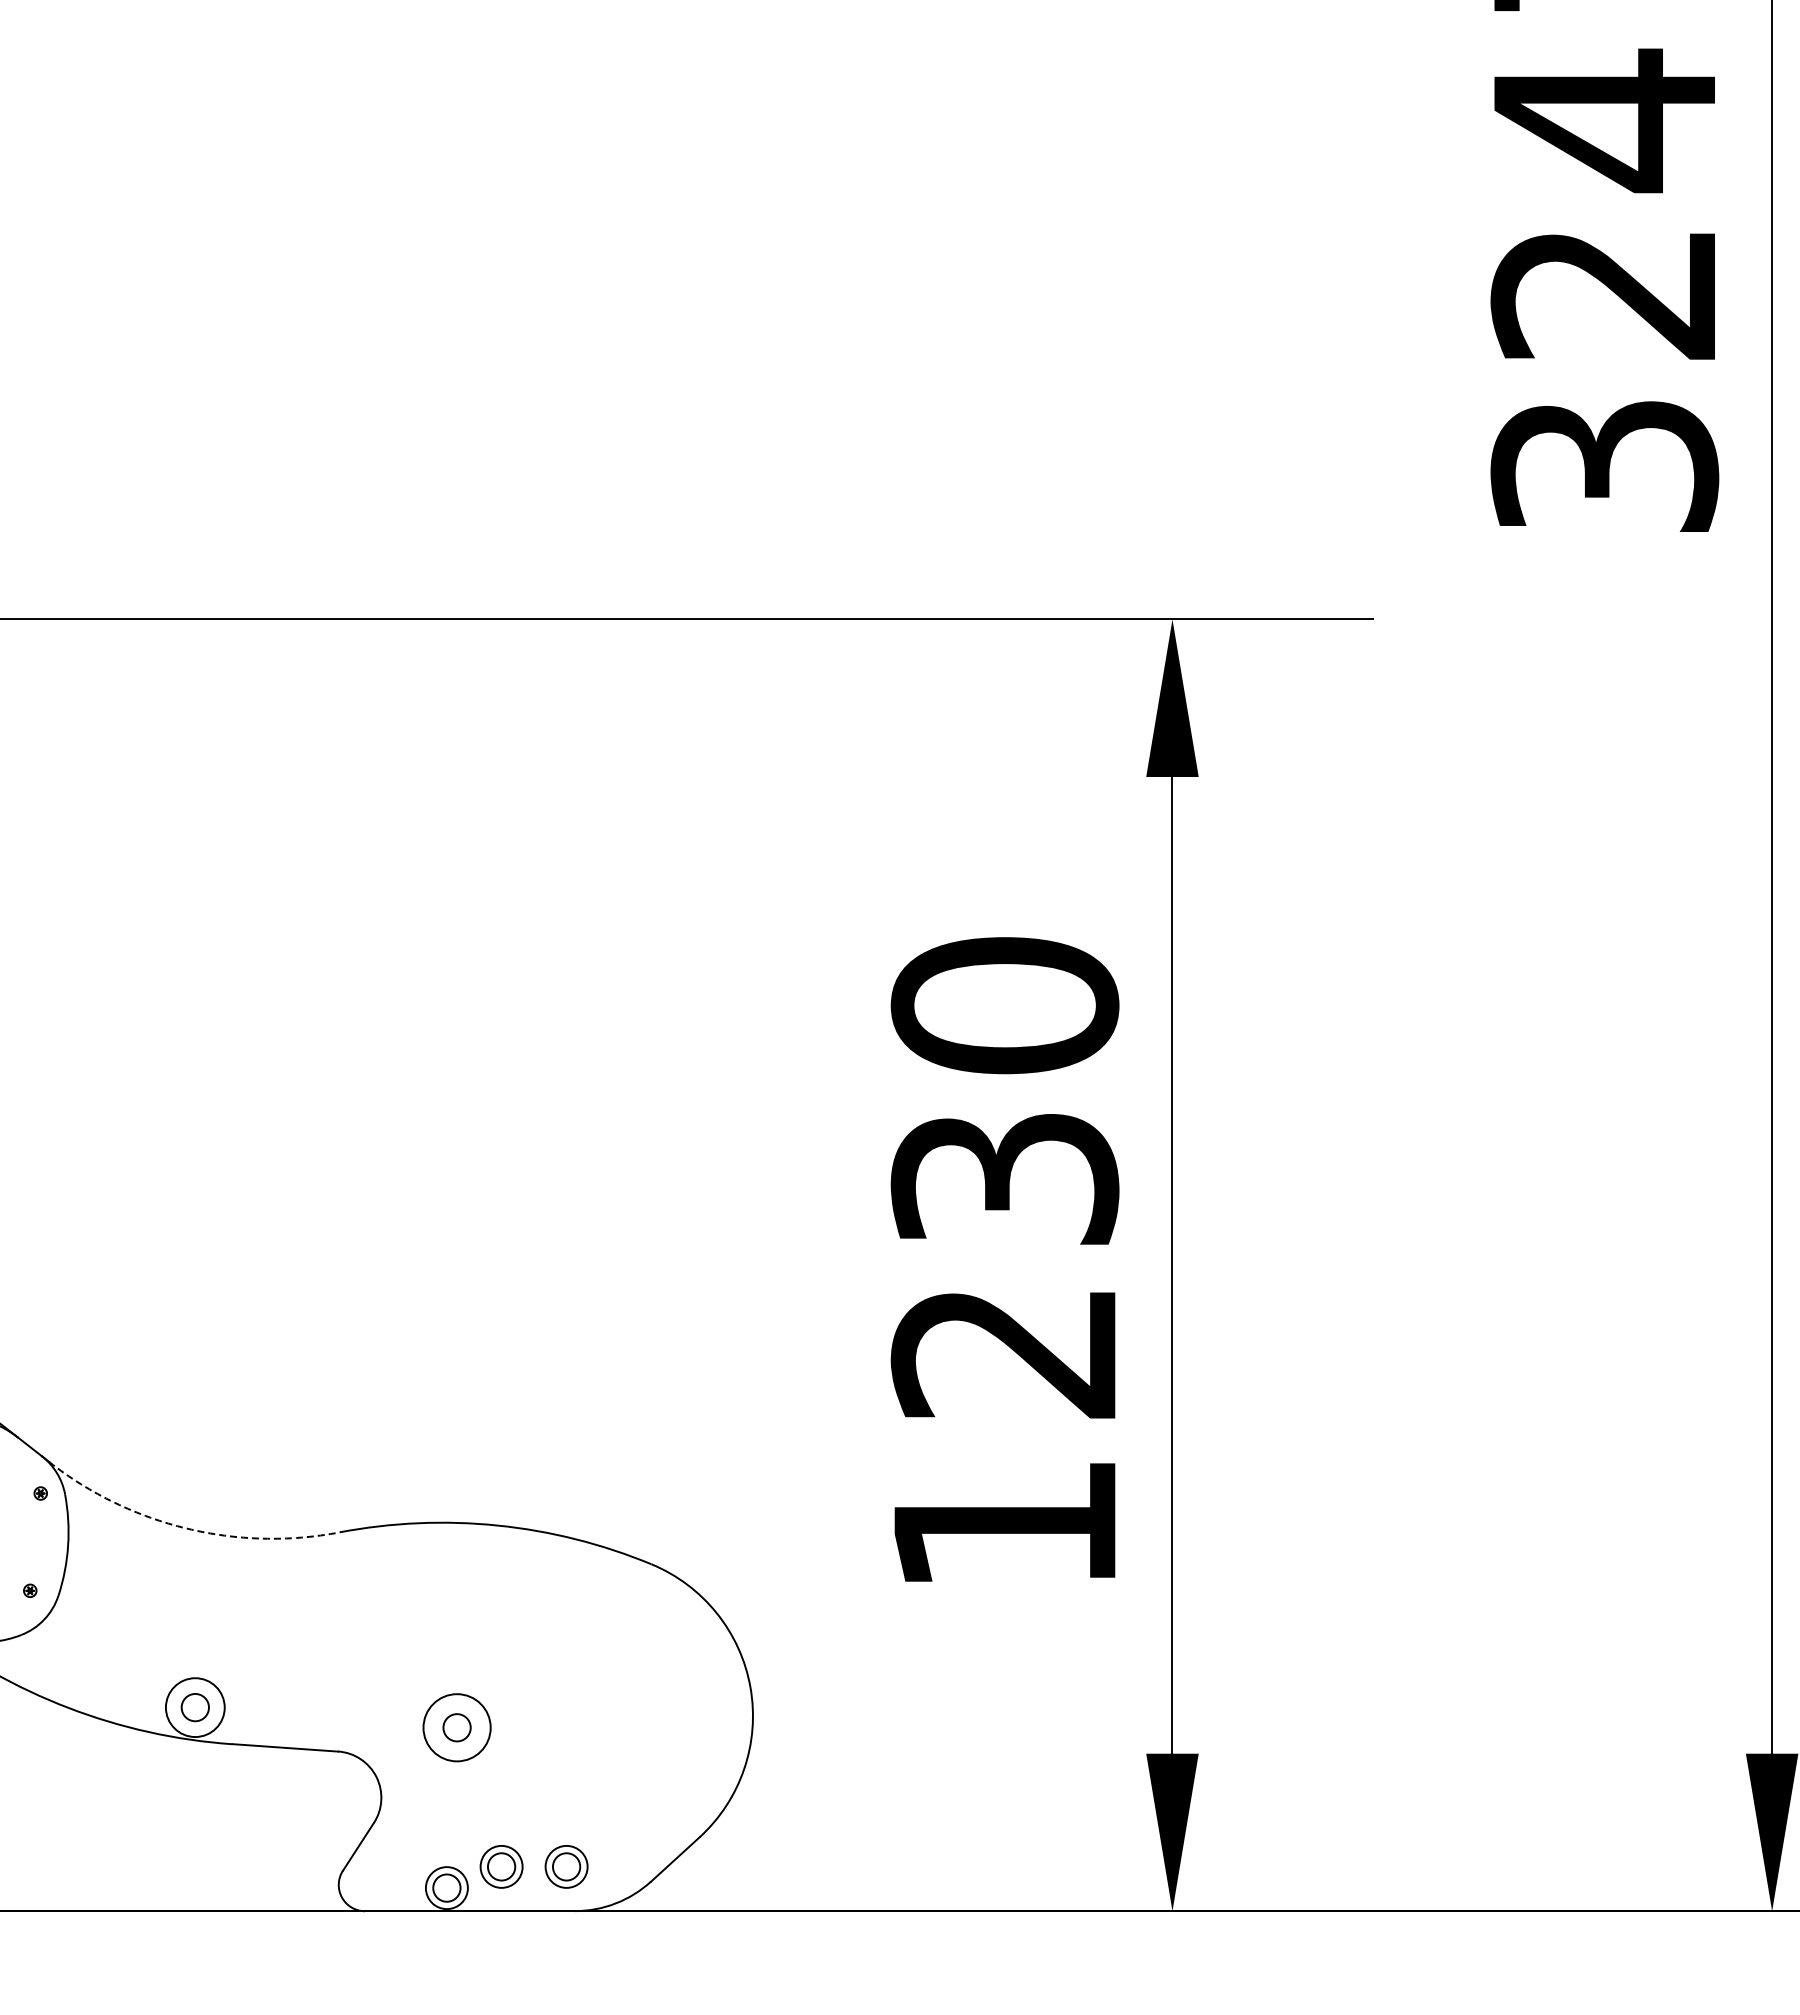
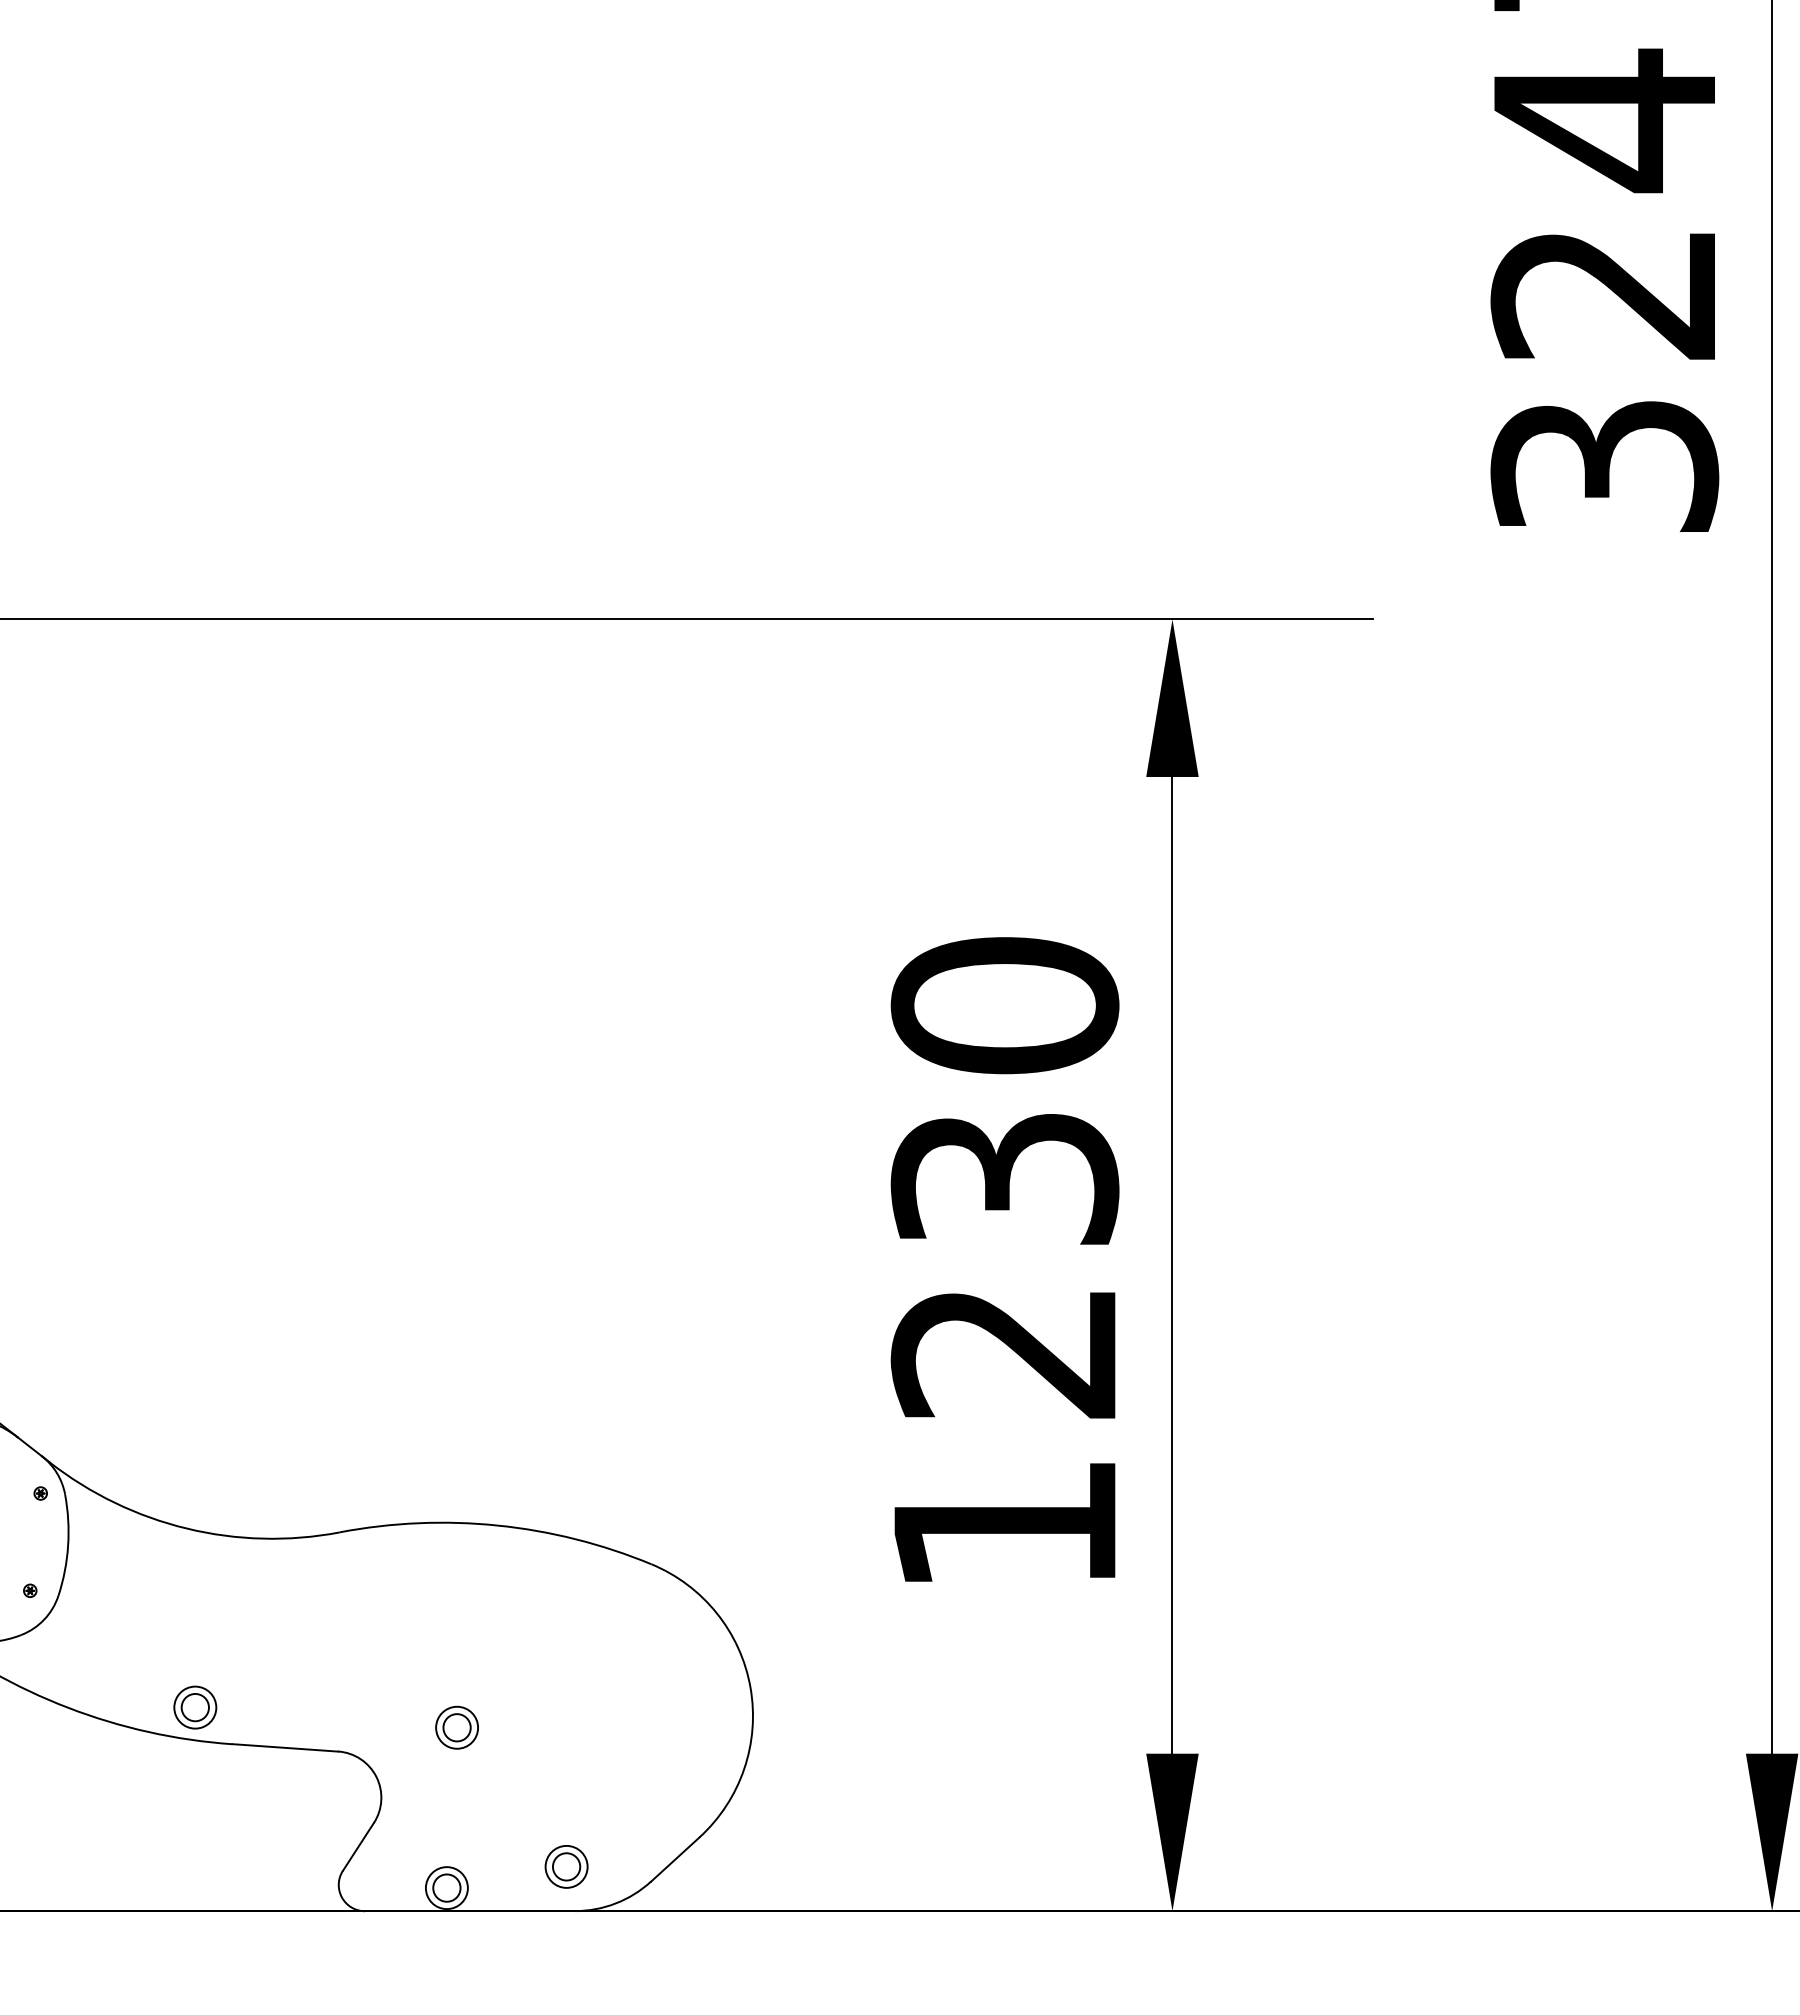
arc: dashed -> solid (186, 1528)
circle diameter: 59 px -> 42 px (195, 1707)
circle diameter: 67 px -> 42 px (457, 1727)
part: present -> none (501, 1866)
